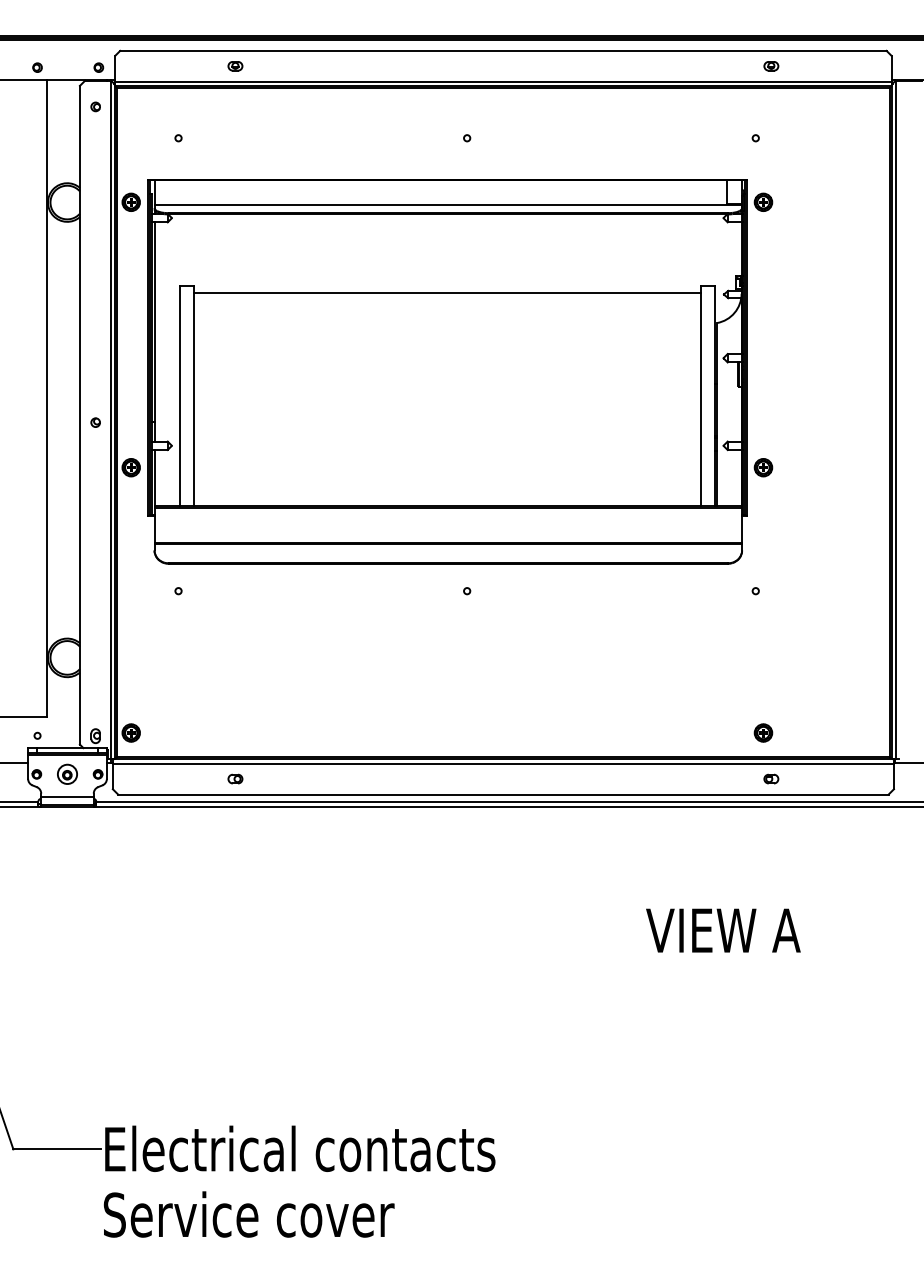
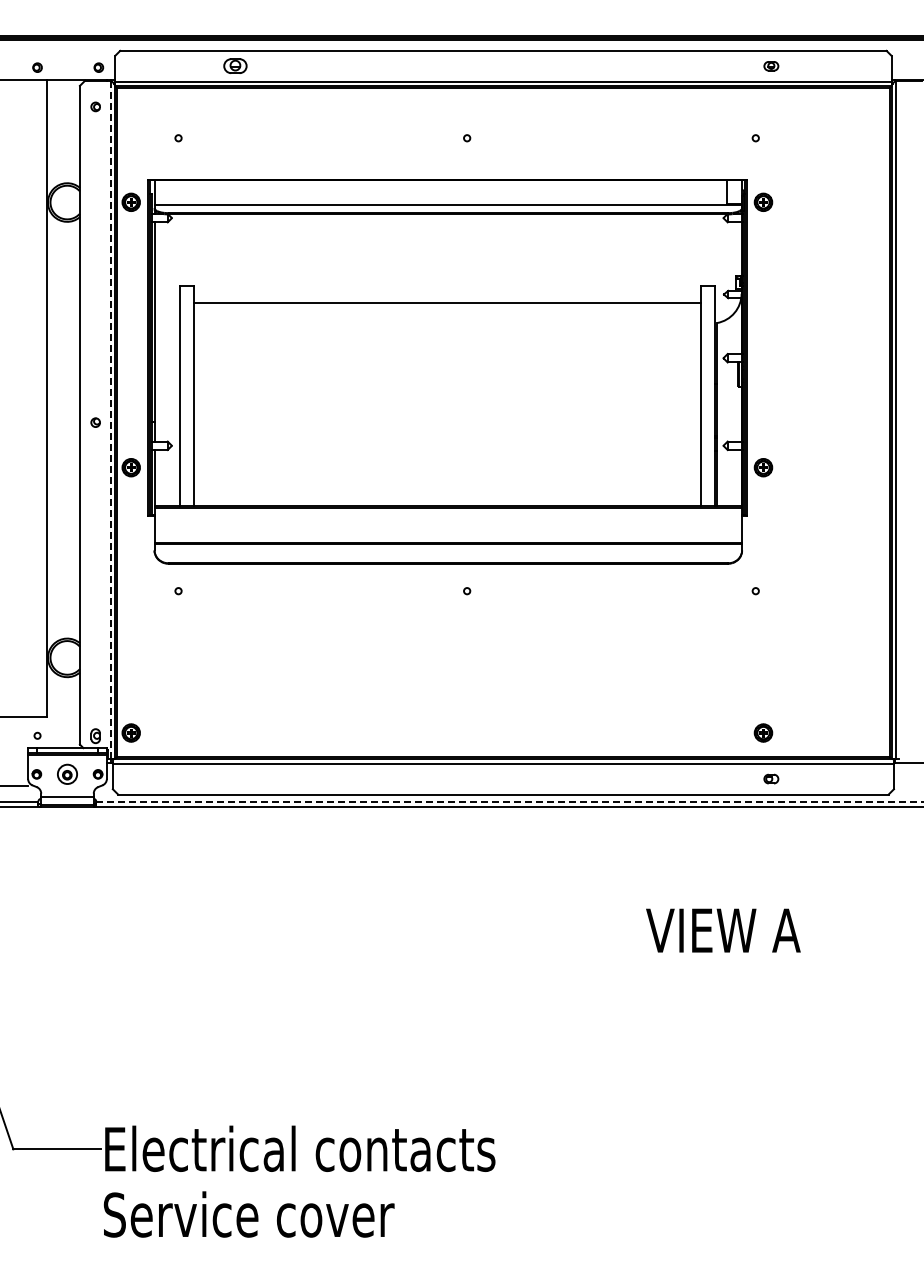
part size: 17x11 px -> 25x16 px (235, 65)
line position: (447, 293) -> (447, 303) (447, 303)
line: solid -> dashed (110, 419)
line position: (15, 762) -> (15, 785) (15, 785)
part: present -> none (235, 778)
line: solid -> dashed (510, 801)
